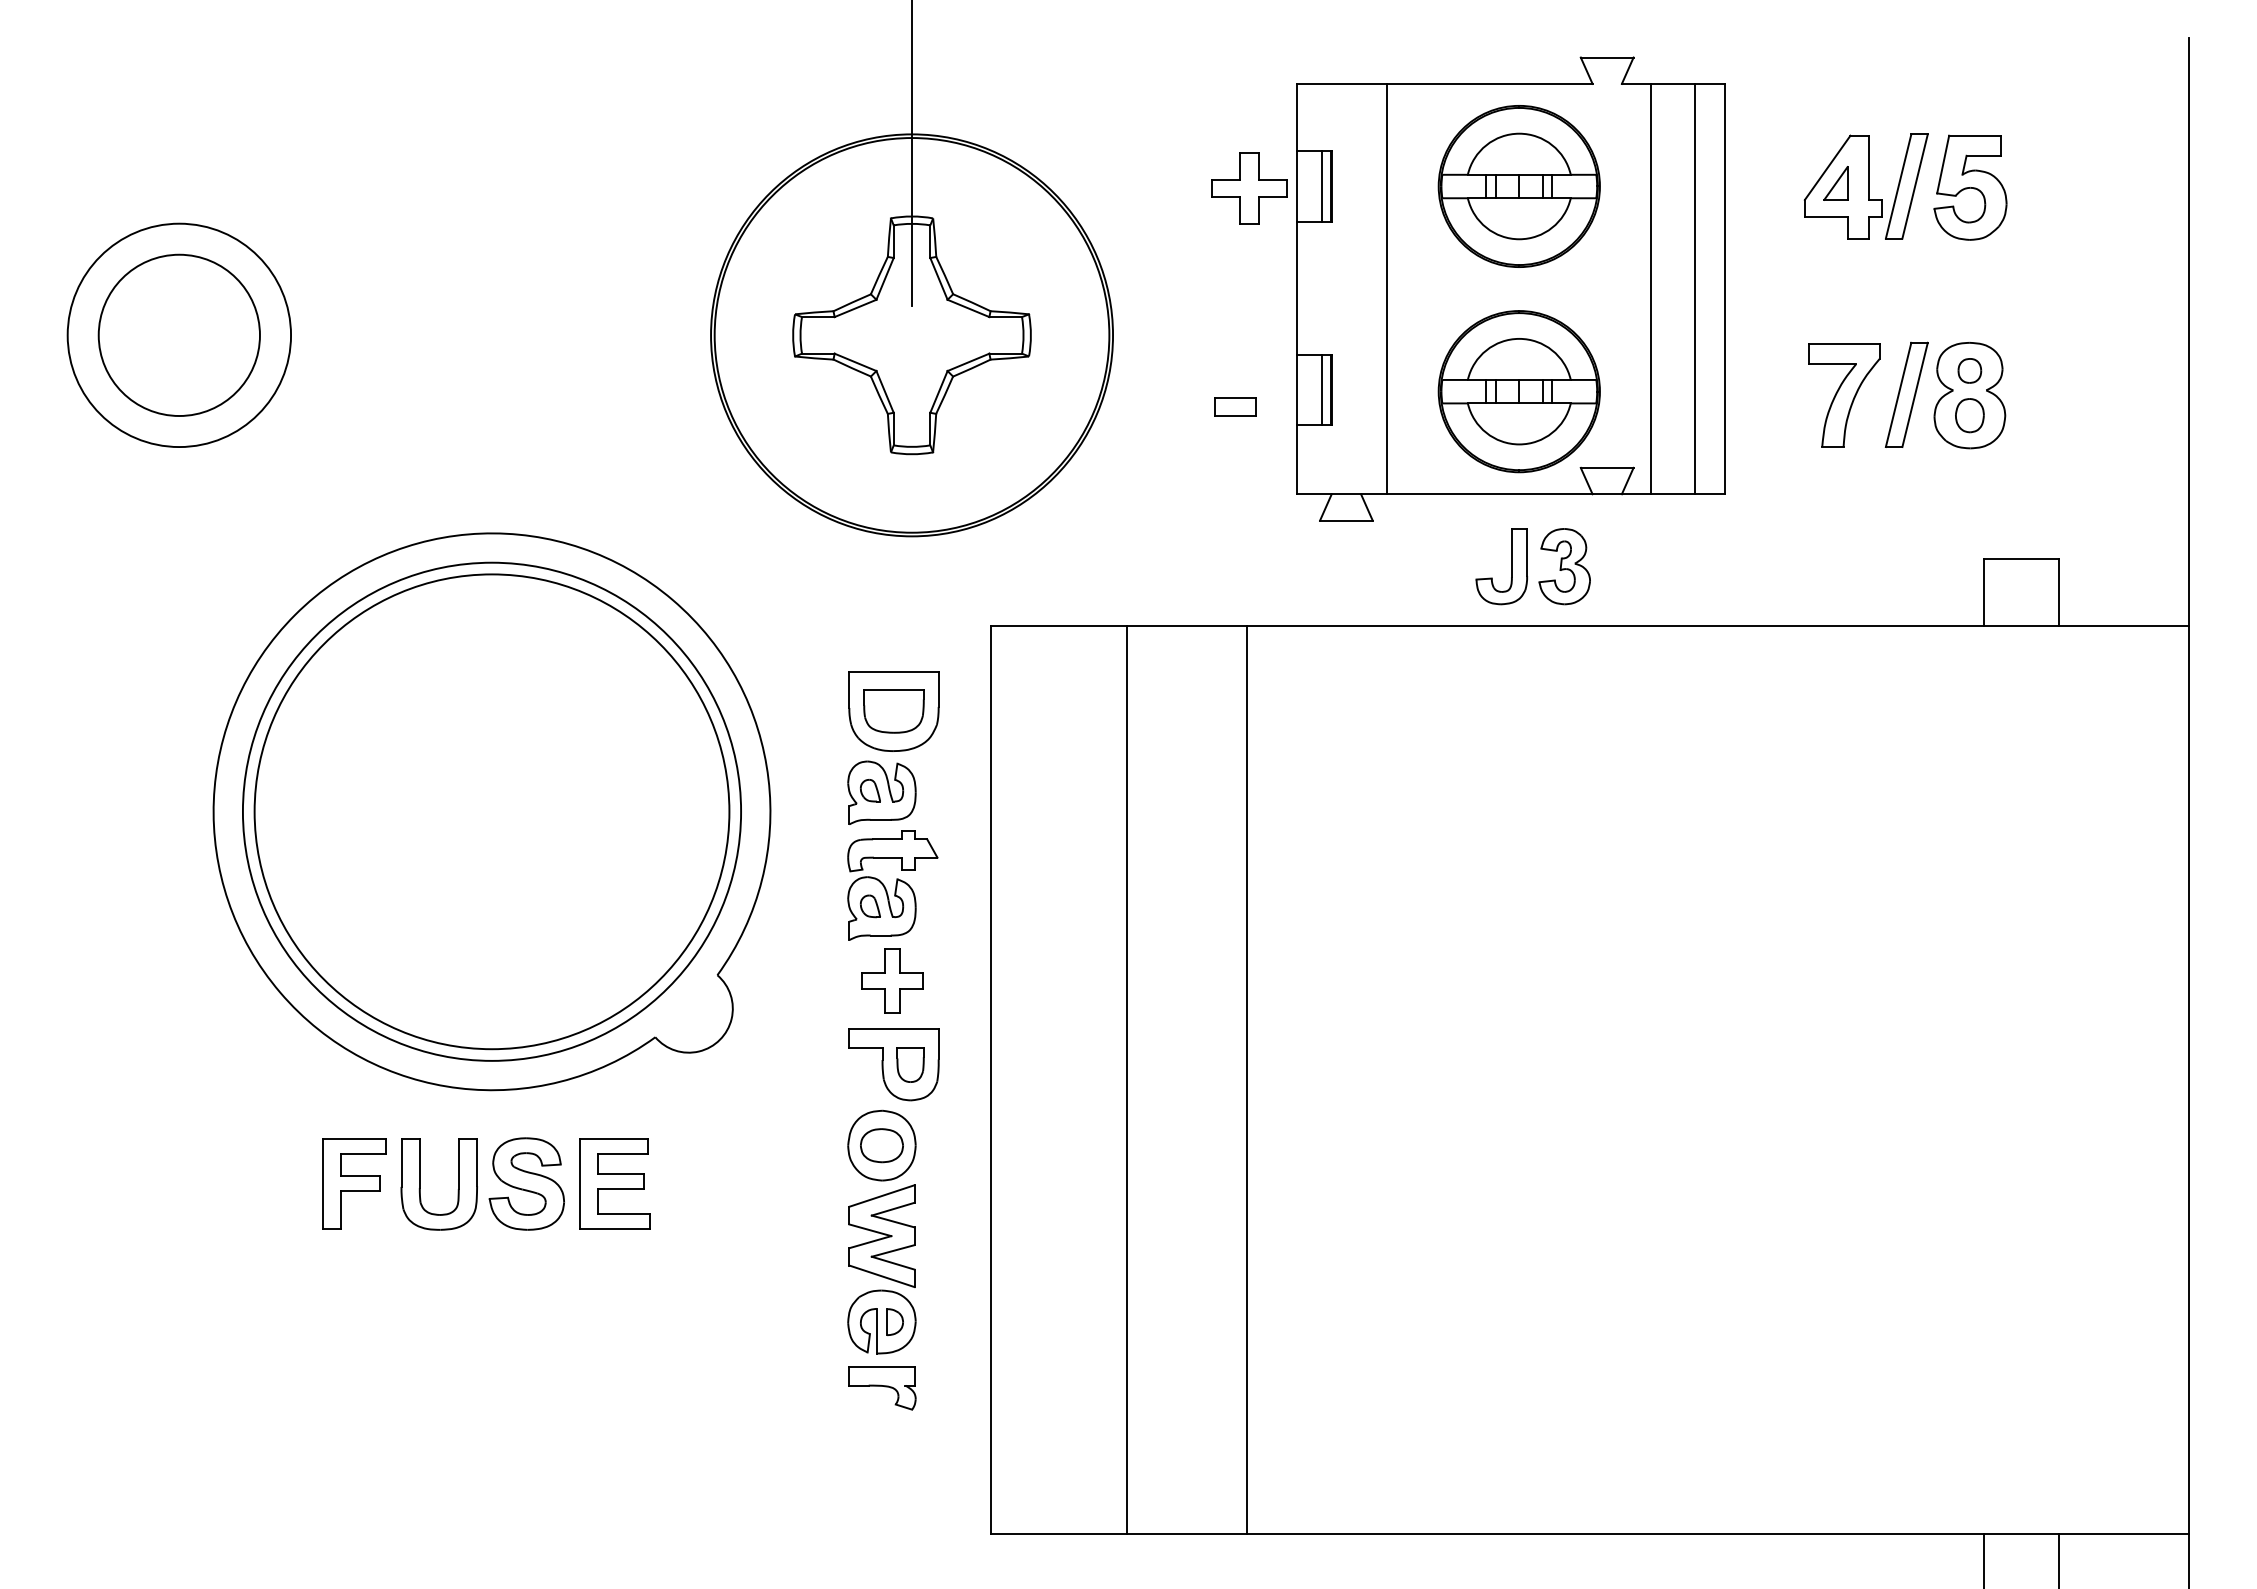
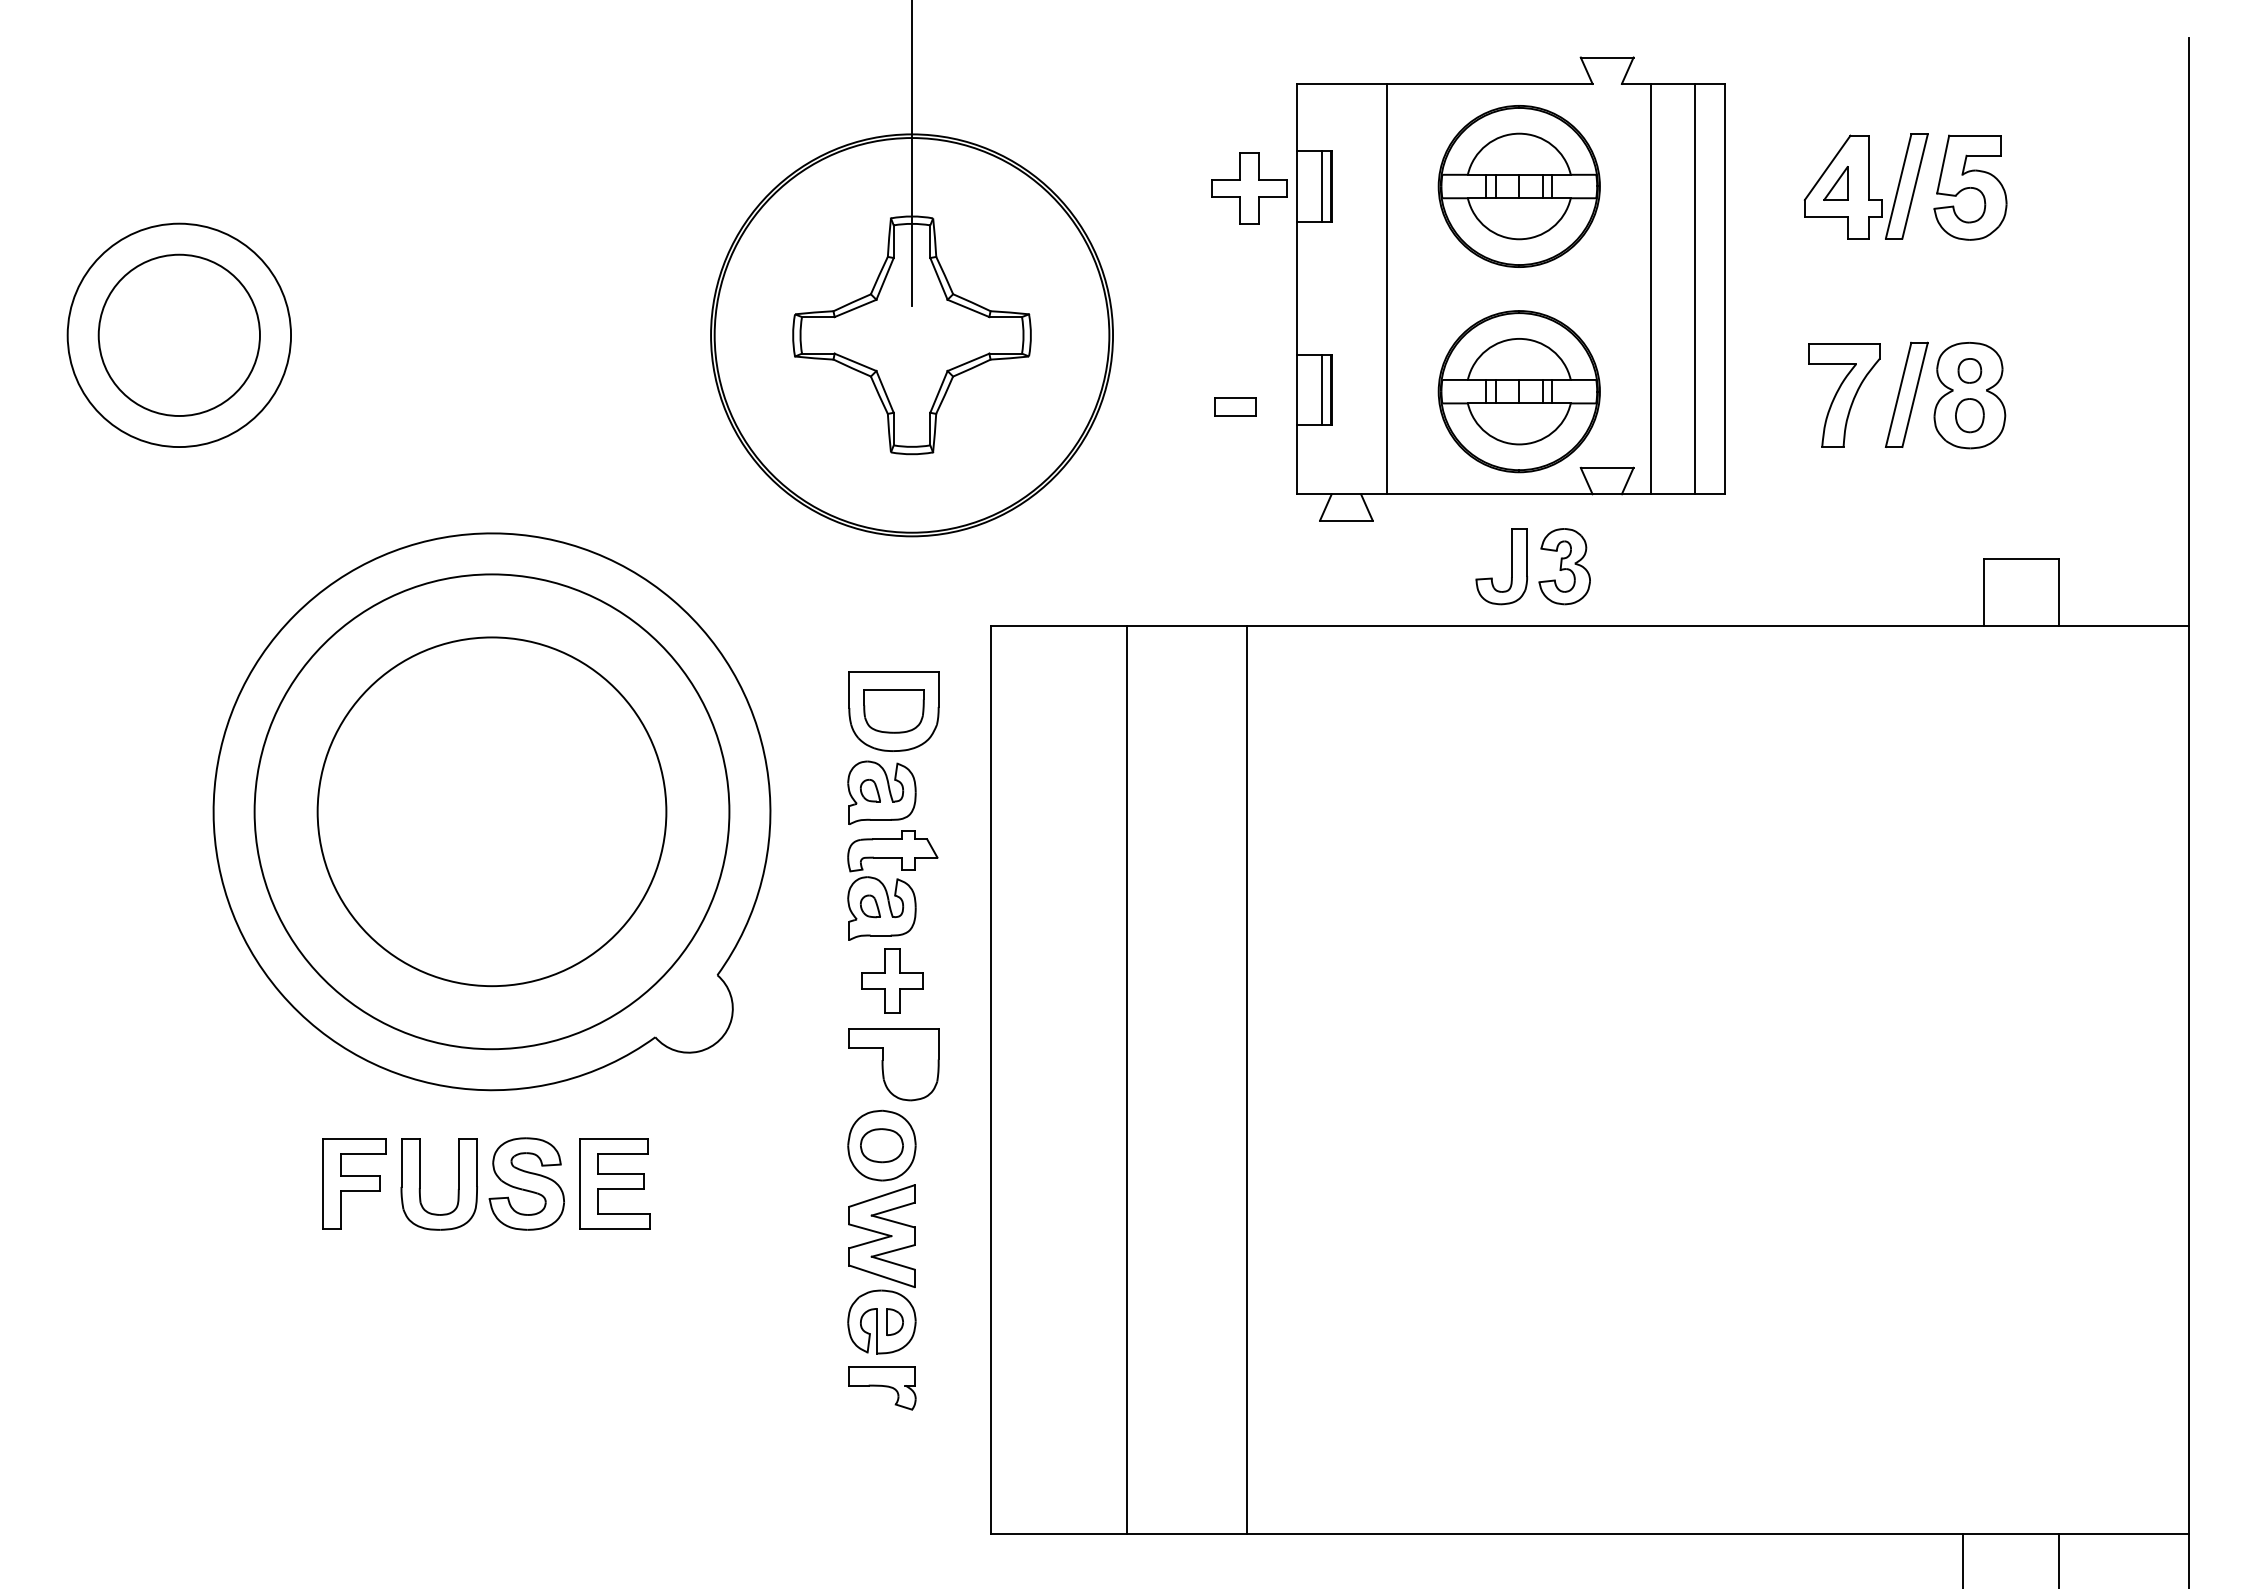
circle diameter: 498 px -> 349 px (491, 811)
part: present -> none (910, 1064)
line position: (1984, 1559) -> (1963, 1559) (1963, 1559)
